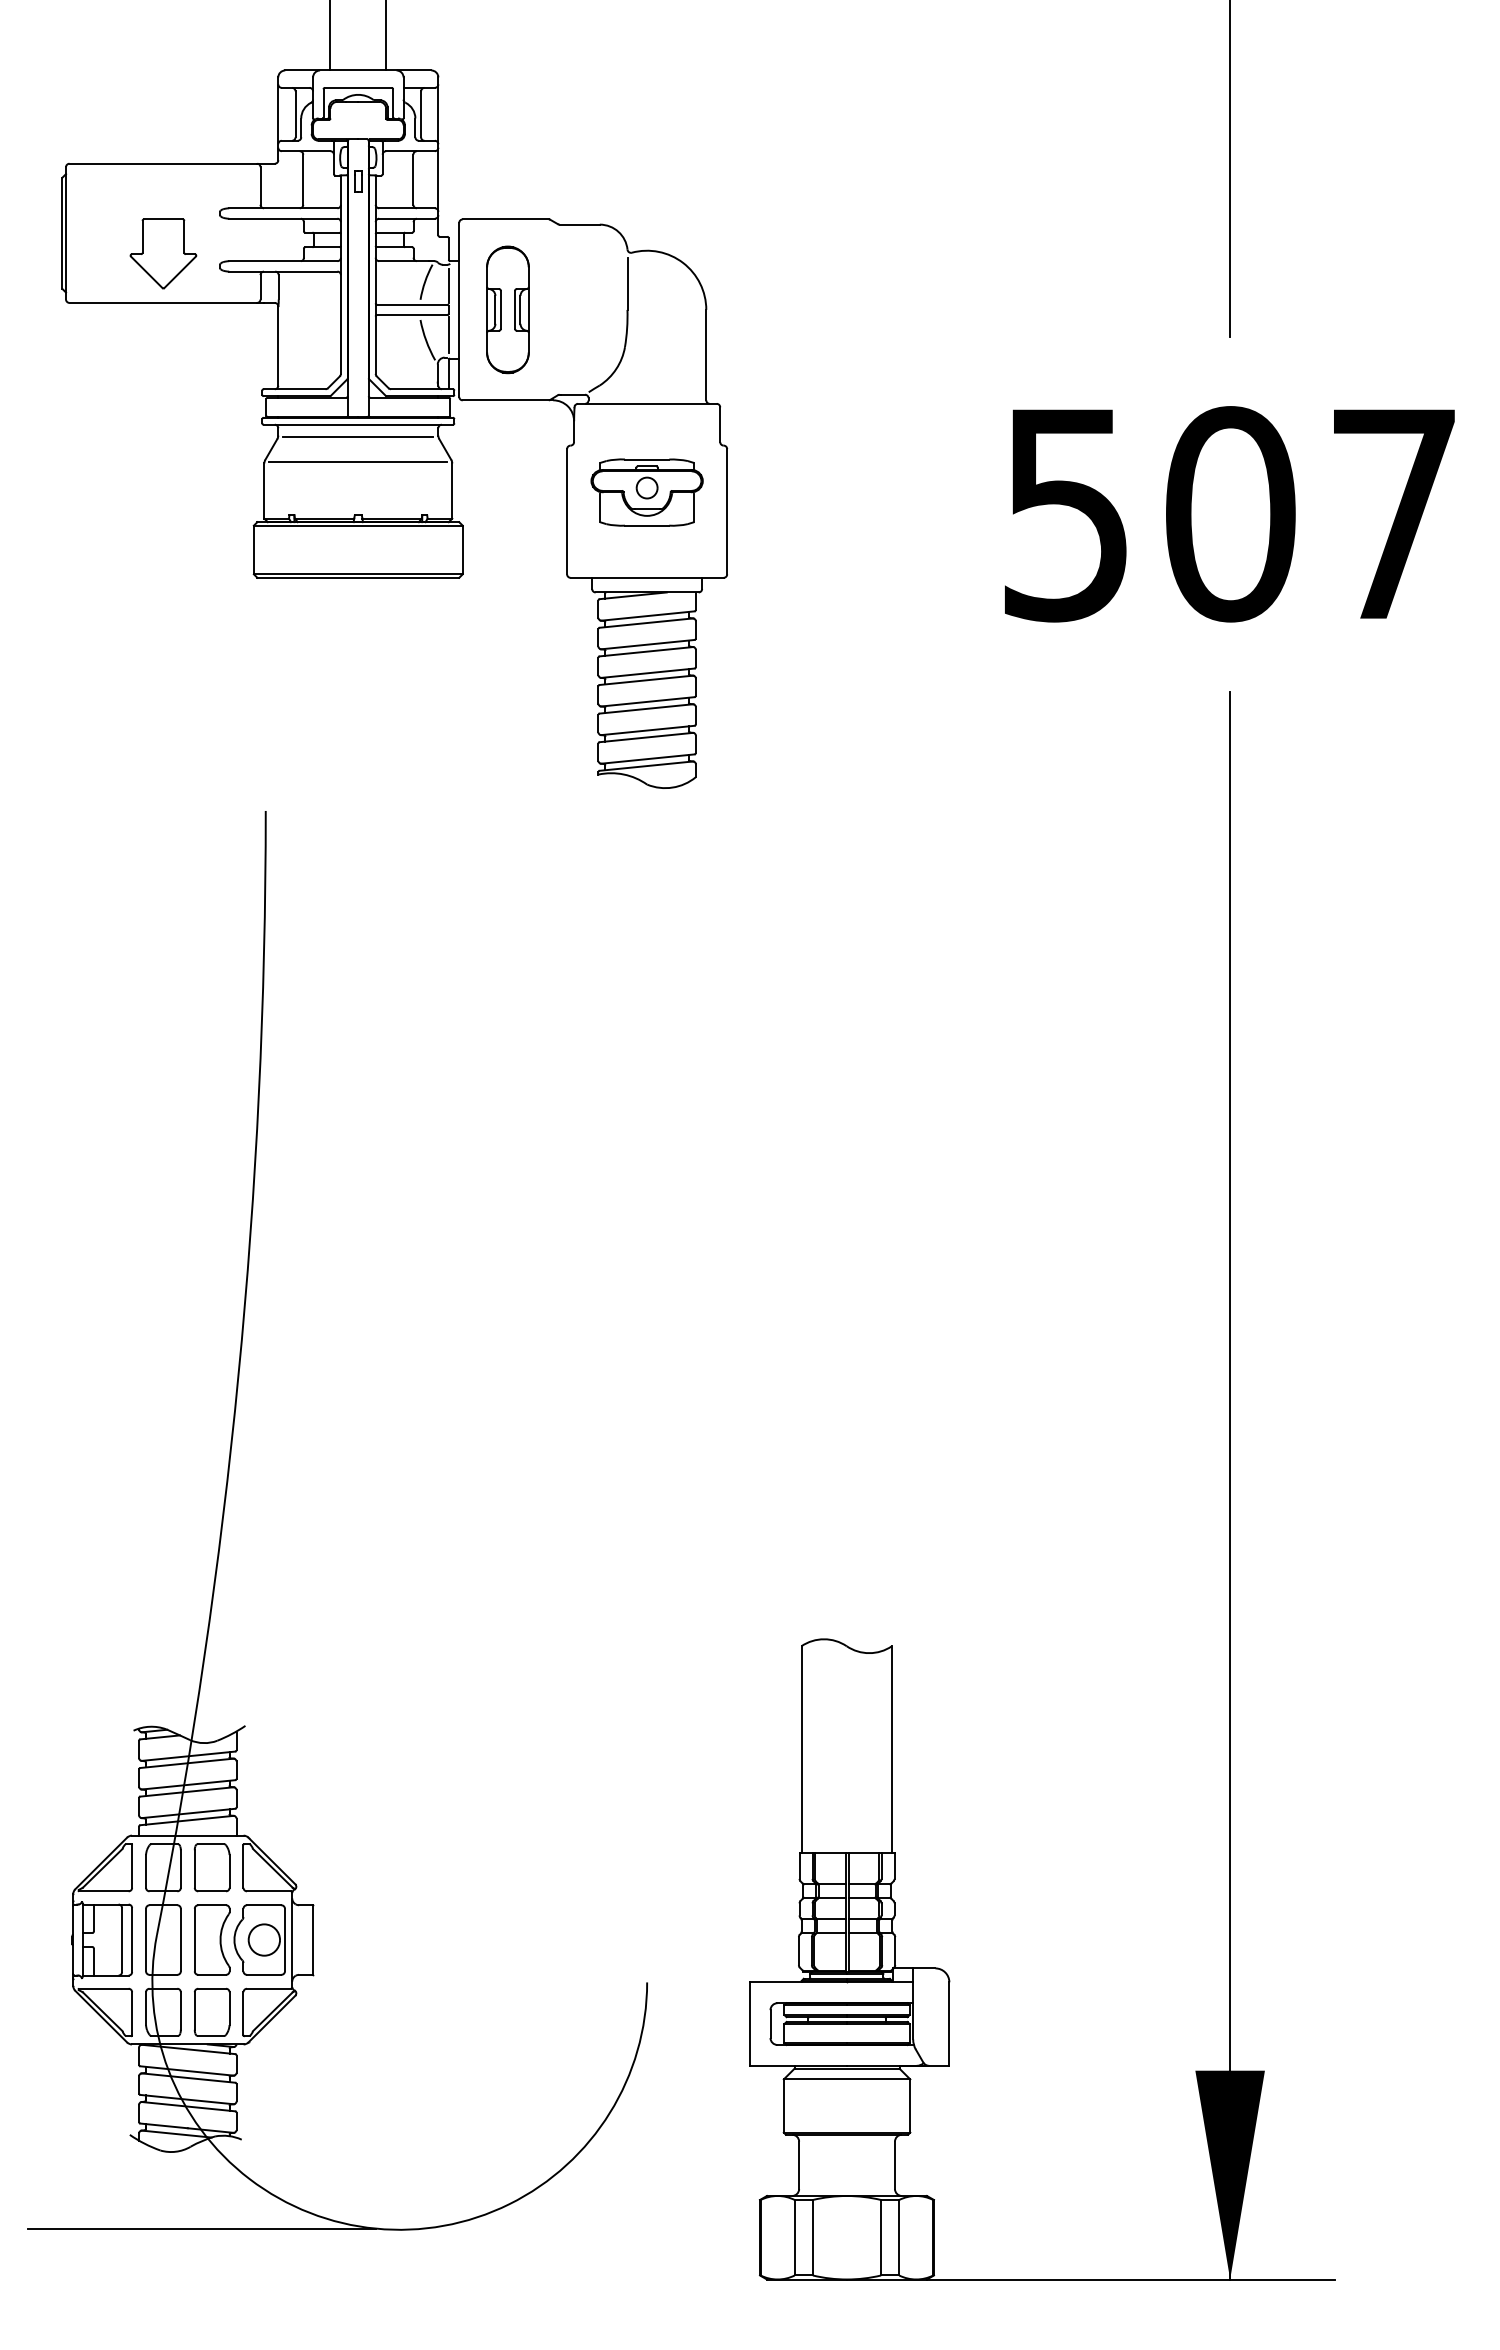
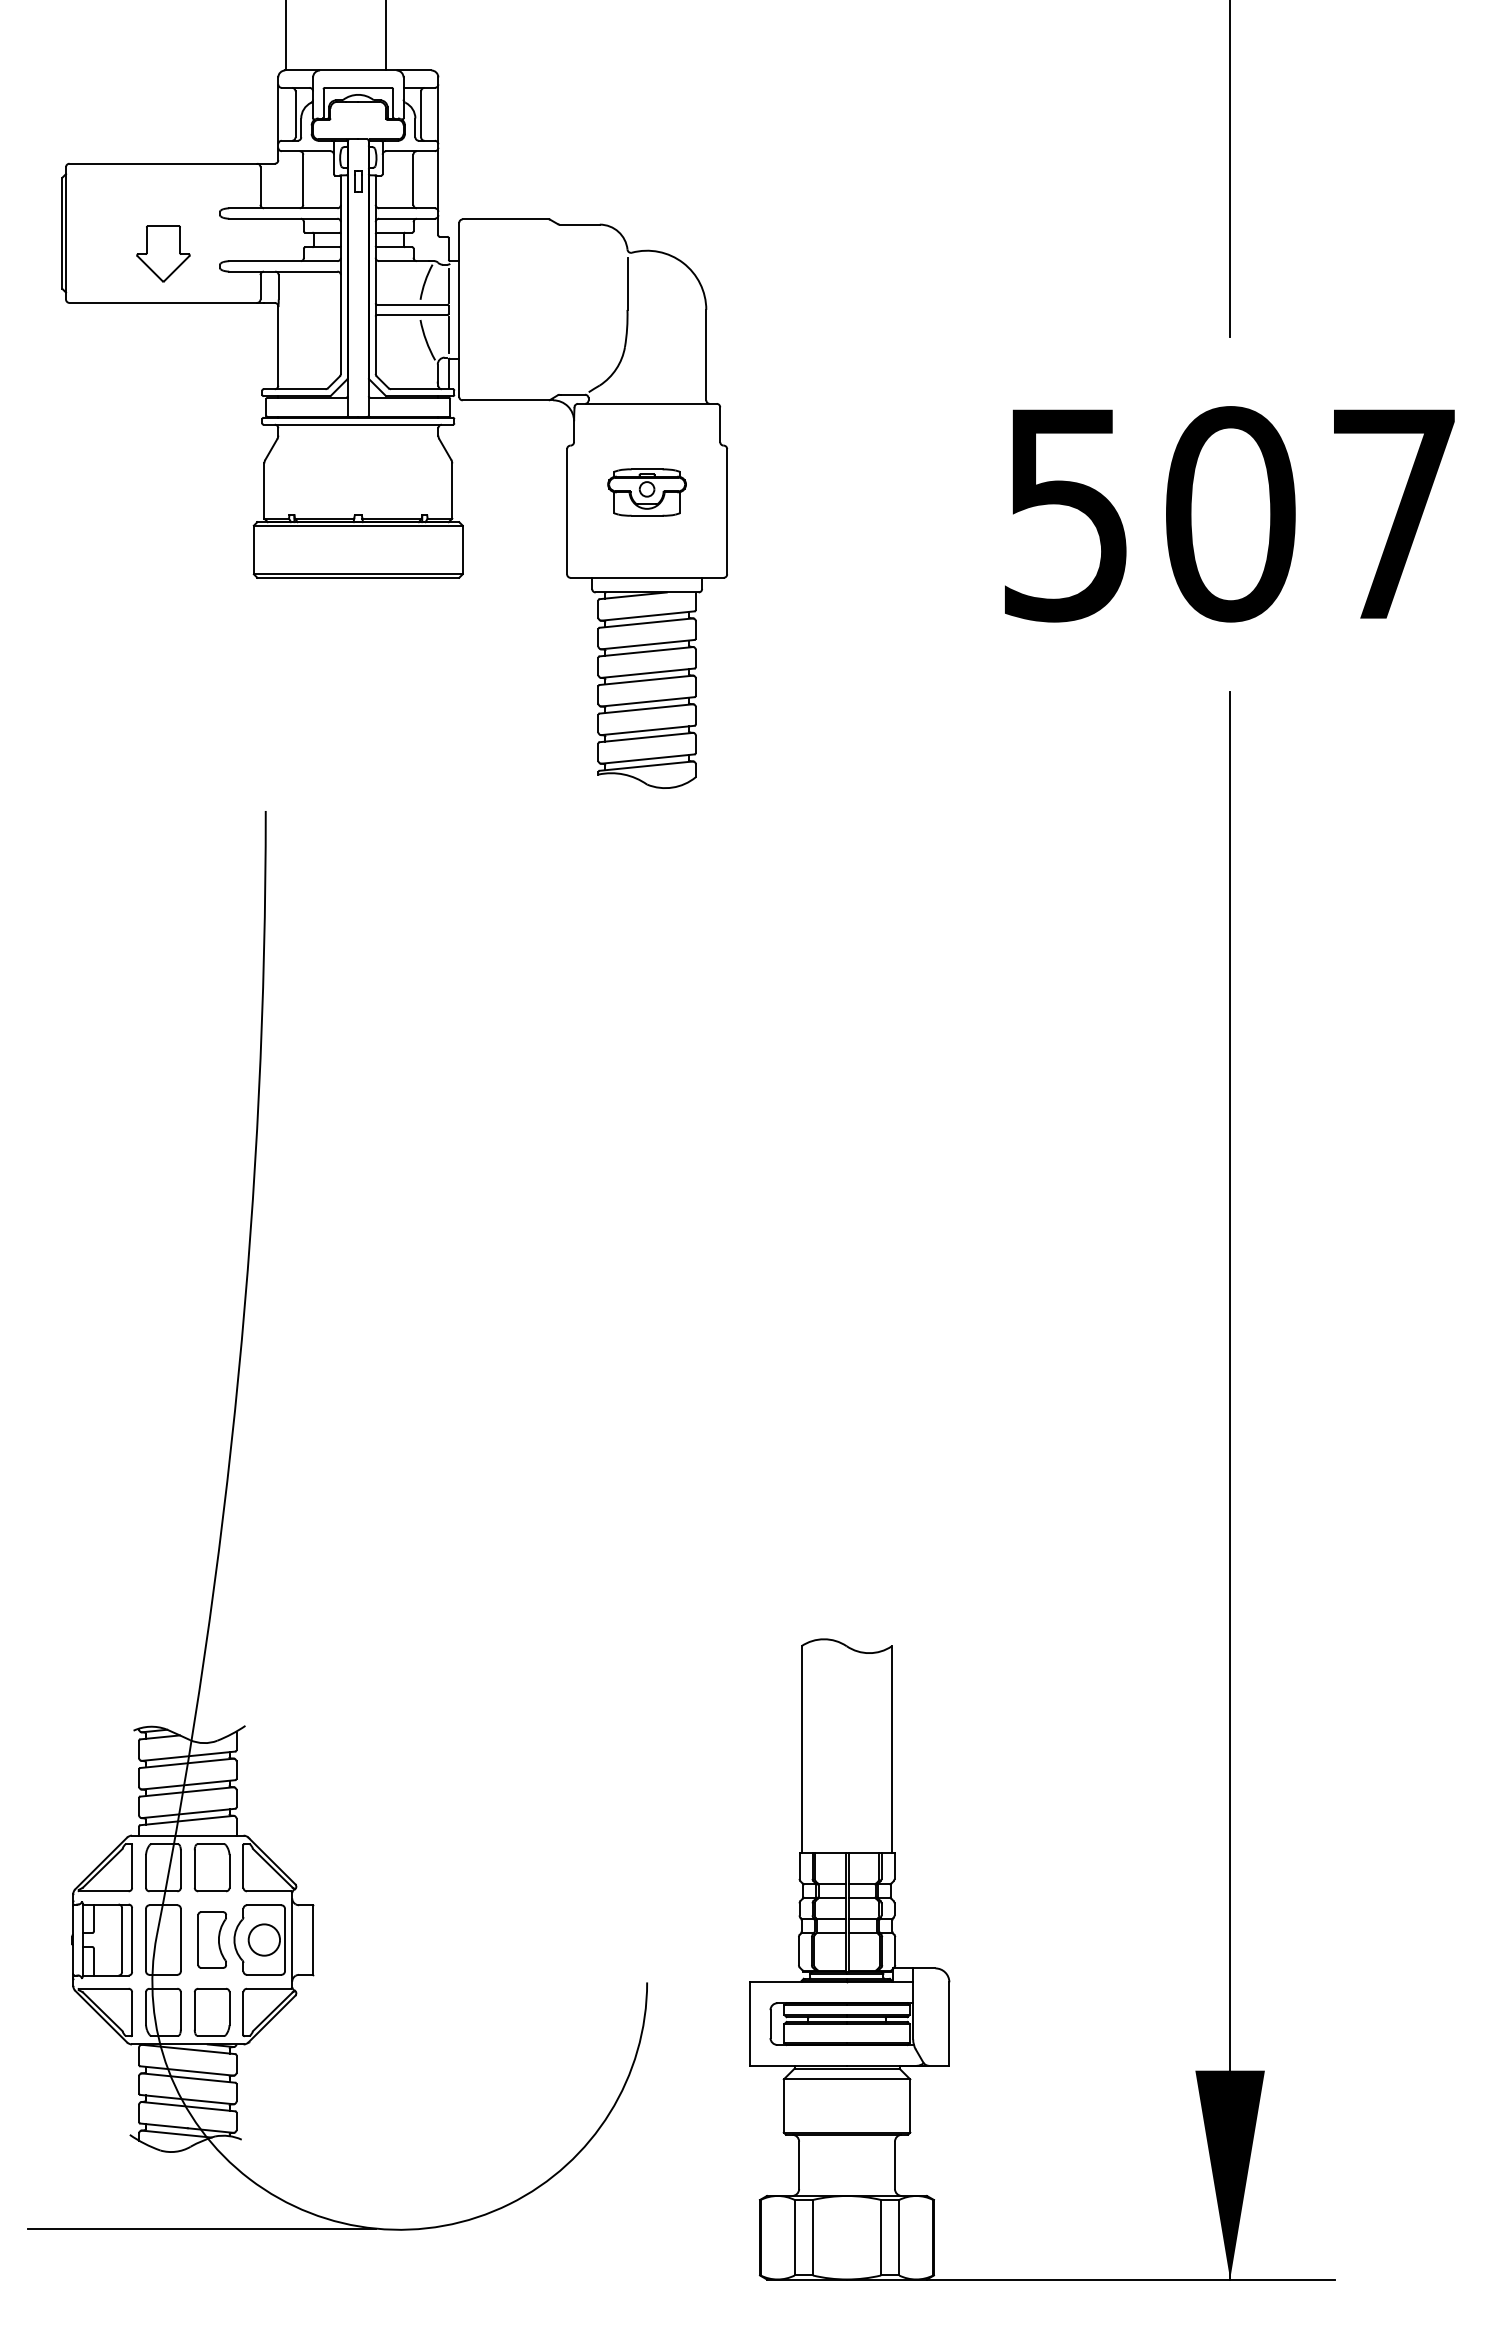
line position: (330, 36) -> (286, 36) (286, 36)
part size: 69x72 px -> 55x58 px (163, 253)
part: present -> none (507, 309)
line: present -> none (357, 437)
line: present -> none (358, 461)
part size: 114x69 px -> 80x49 px (646, 492)
part size: 37x72 px -> 30x58 px (211, 1939)
